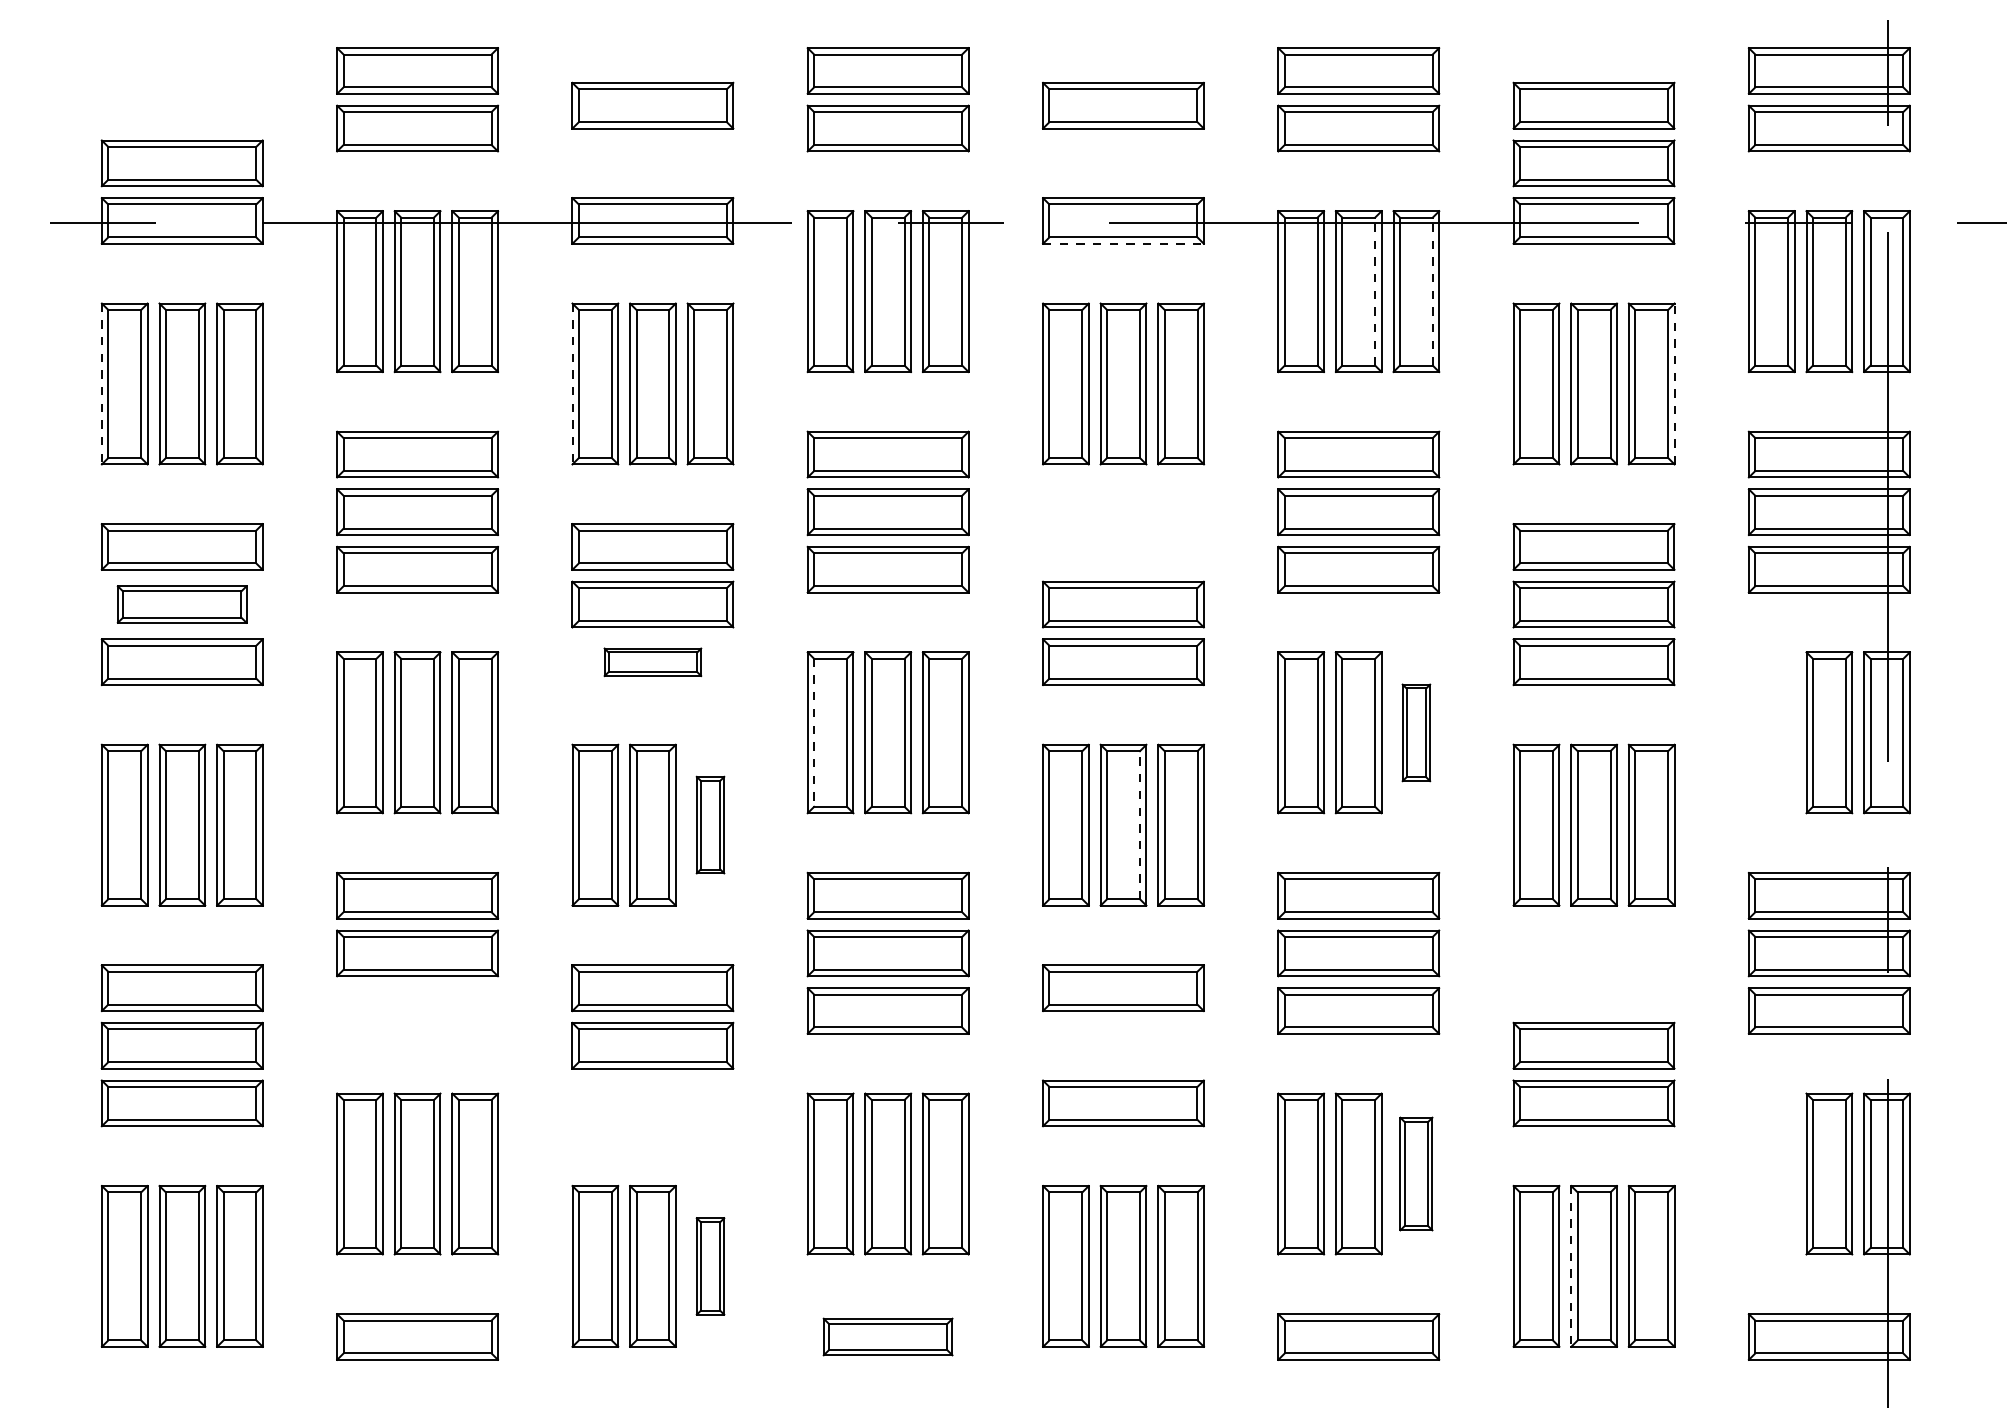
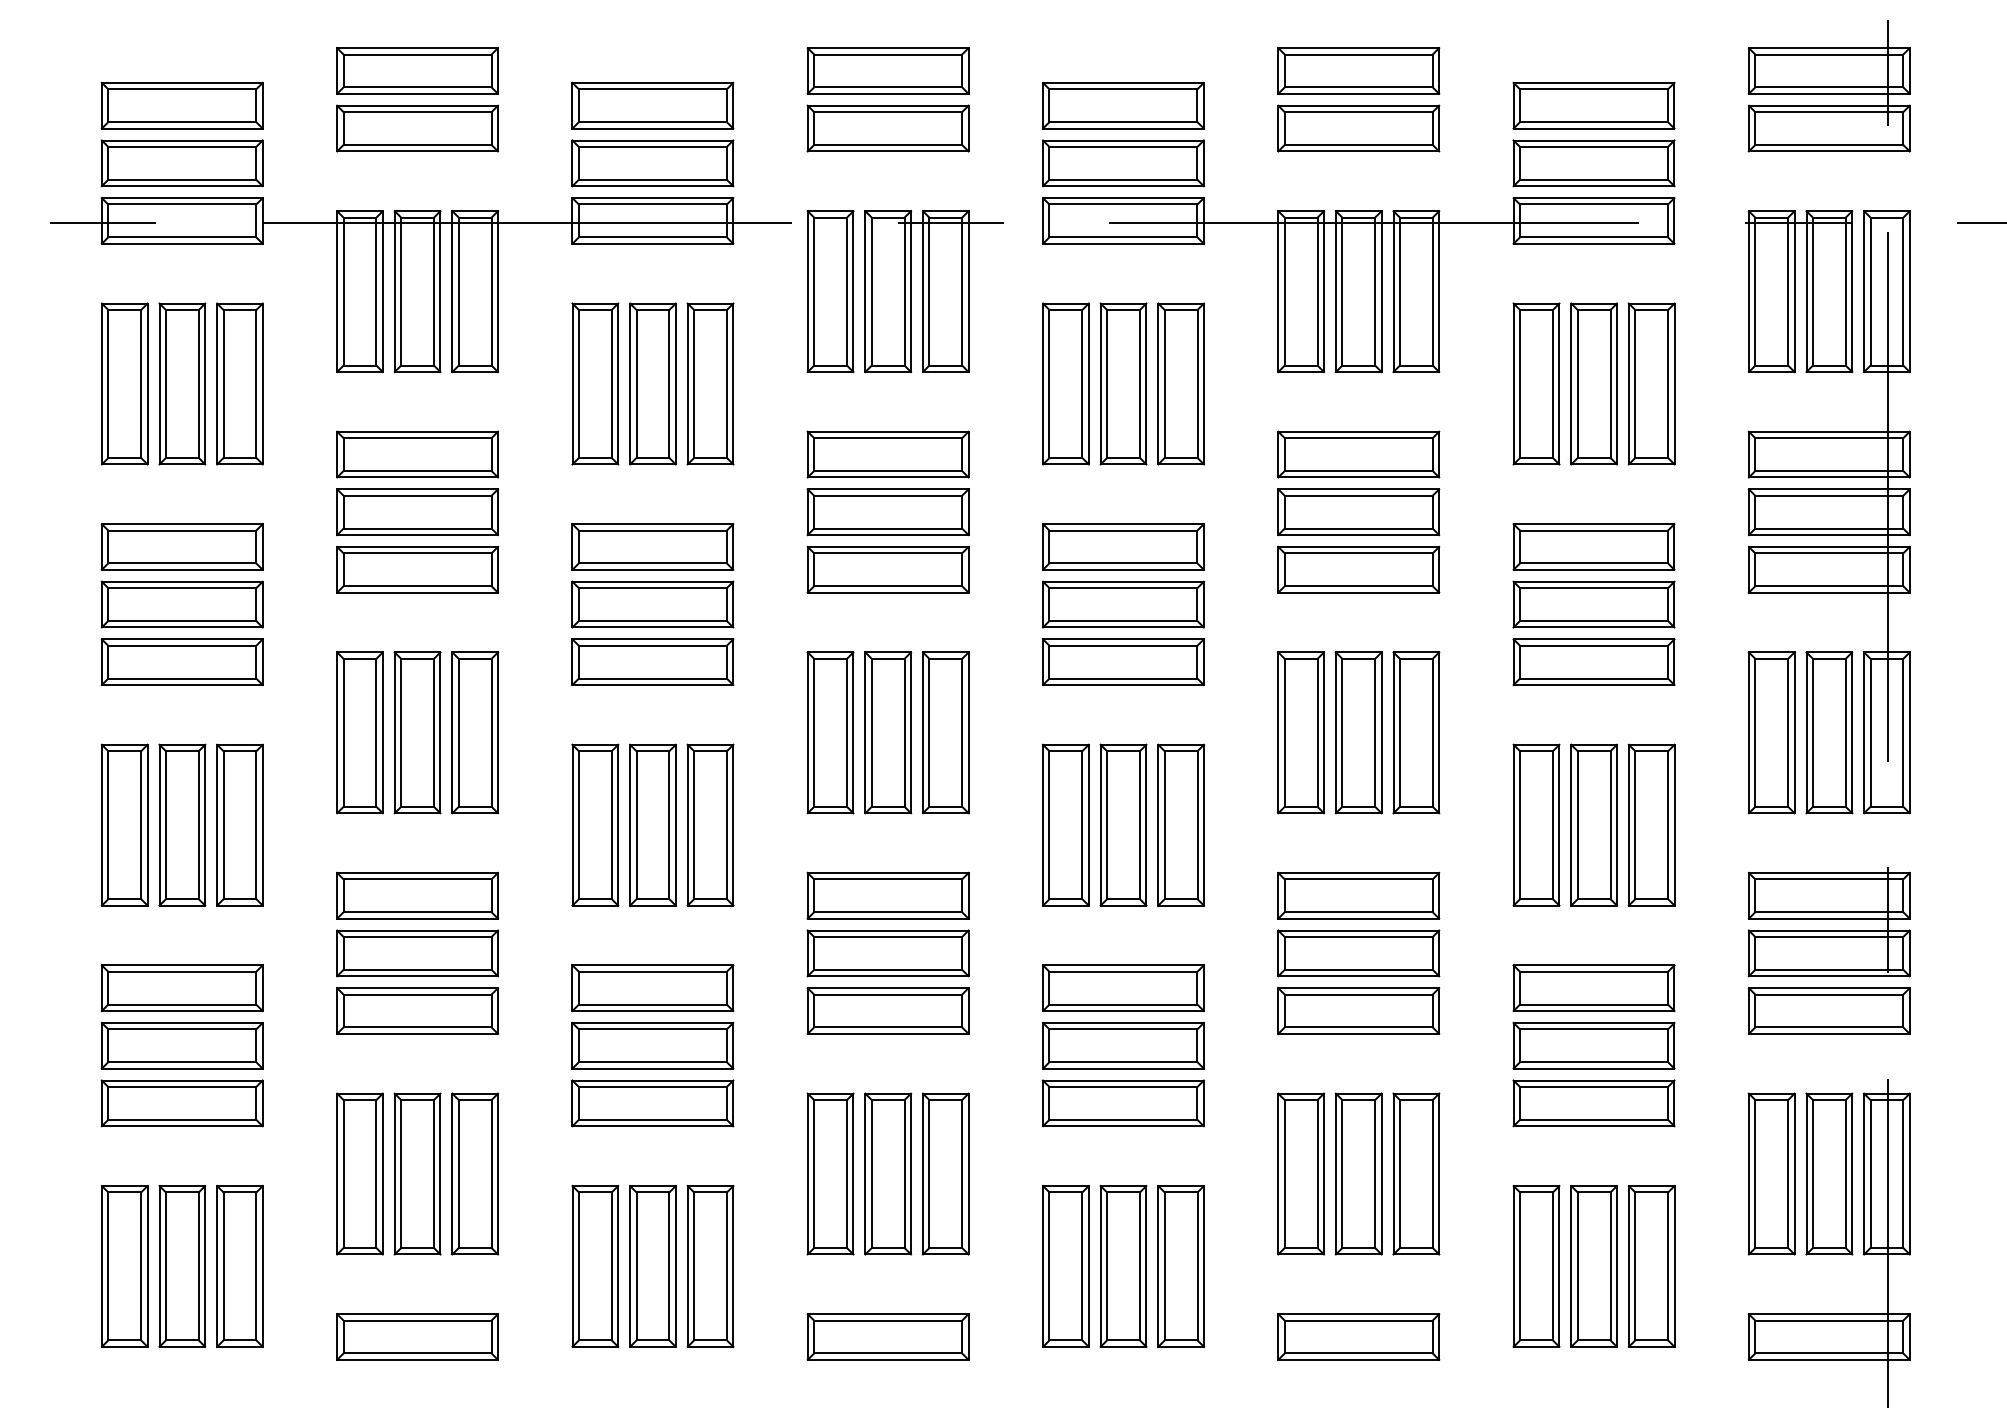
part: none -> present (181, 105)
part: none -> present (652, 163)
part: none -> present (1123, 163)
line: dashed -> solid (1123, 243)
line: dashed -> solid (1375, 291)
line: dashed -> solid (1432, 291)
line: dashed -> solid (1674, 383)
line: dashed -> solid (101, 384)
line: dashed -> solid (572, 384)
part: none -> present (1123, 546)
part size: 132x39 px -> 164x49 px (181, 604)
part size: 100x31 px -> 164x49 px (652, 662)
part size: 31x100 px -> 49x164 px (1416, 732)
part: none -> present (1771, 732)
line: dashed -> solid (814, 733)
part size: 31x100 px -> 49x164 px (710, 824)
line: dashed -> solid (1140, 824)
part: none -> present (1593, 988)
part: none -> present (417, 1010)
part: none -> present (1123, 1045)
part: none -> present (652, 1103)
part size: 35x116 px -> 49x164 px (1416, 1173)
part: none -> present (1771, 1173)
part size: 31x99 px -> 49x163 px (710, 1266)
line: dashed -> solid (1571, 1266)
part size: 132x40 px -> 164x48 px (887, 1336)
